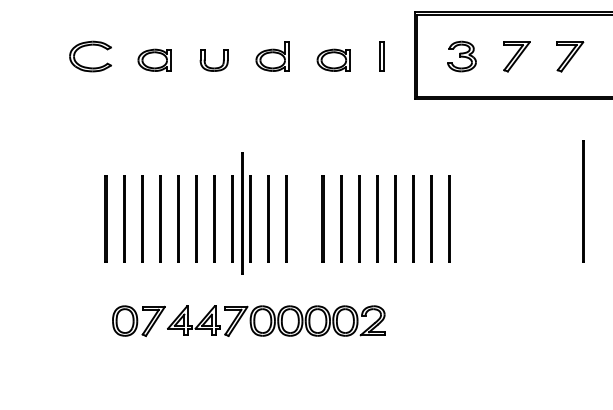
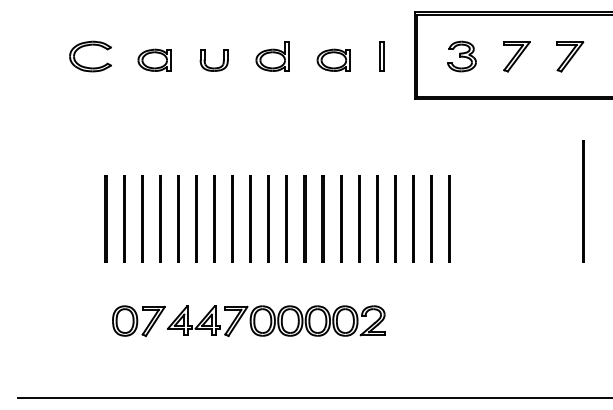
line: present -> none (242, 213)
line: none -> present (304, 218)
line: none -> present (313, 397)
